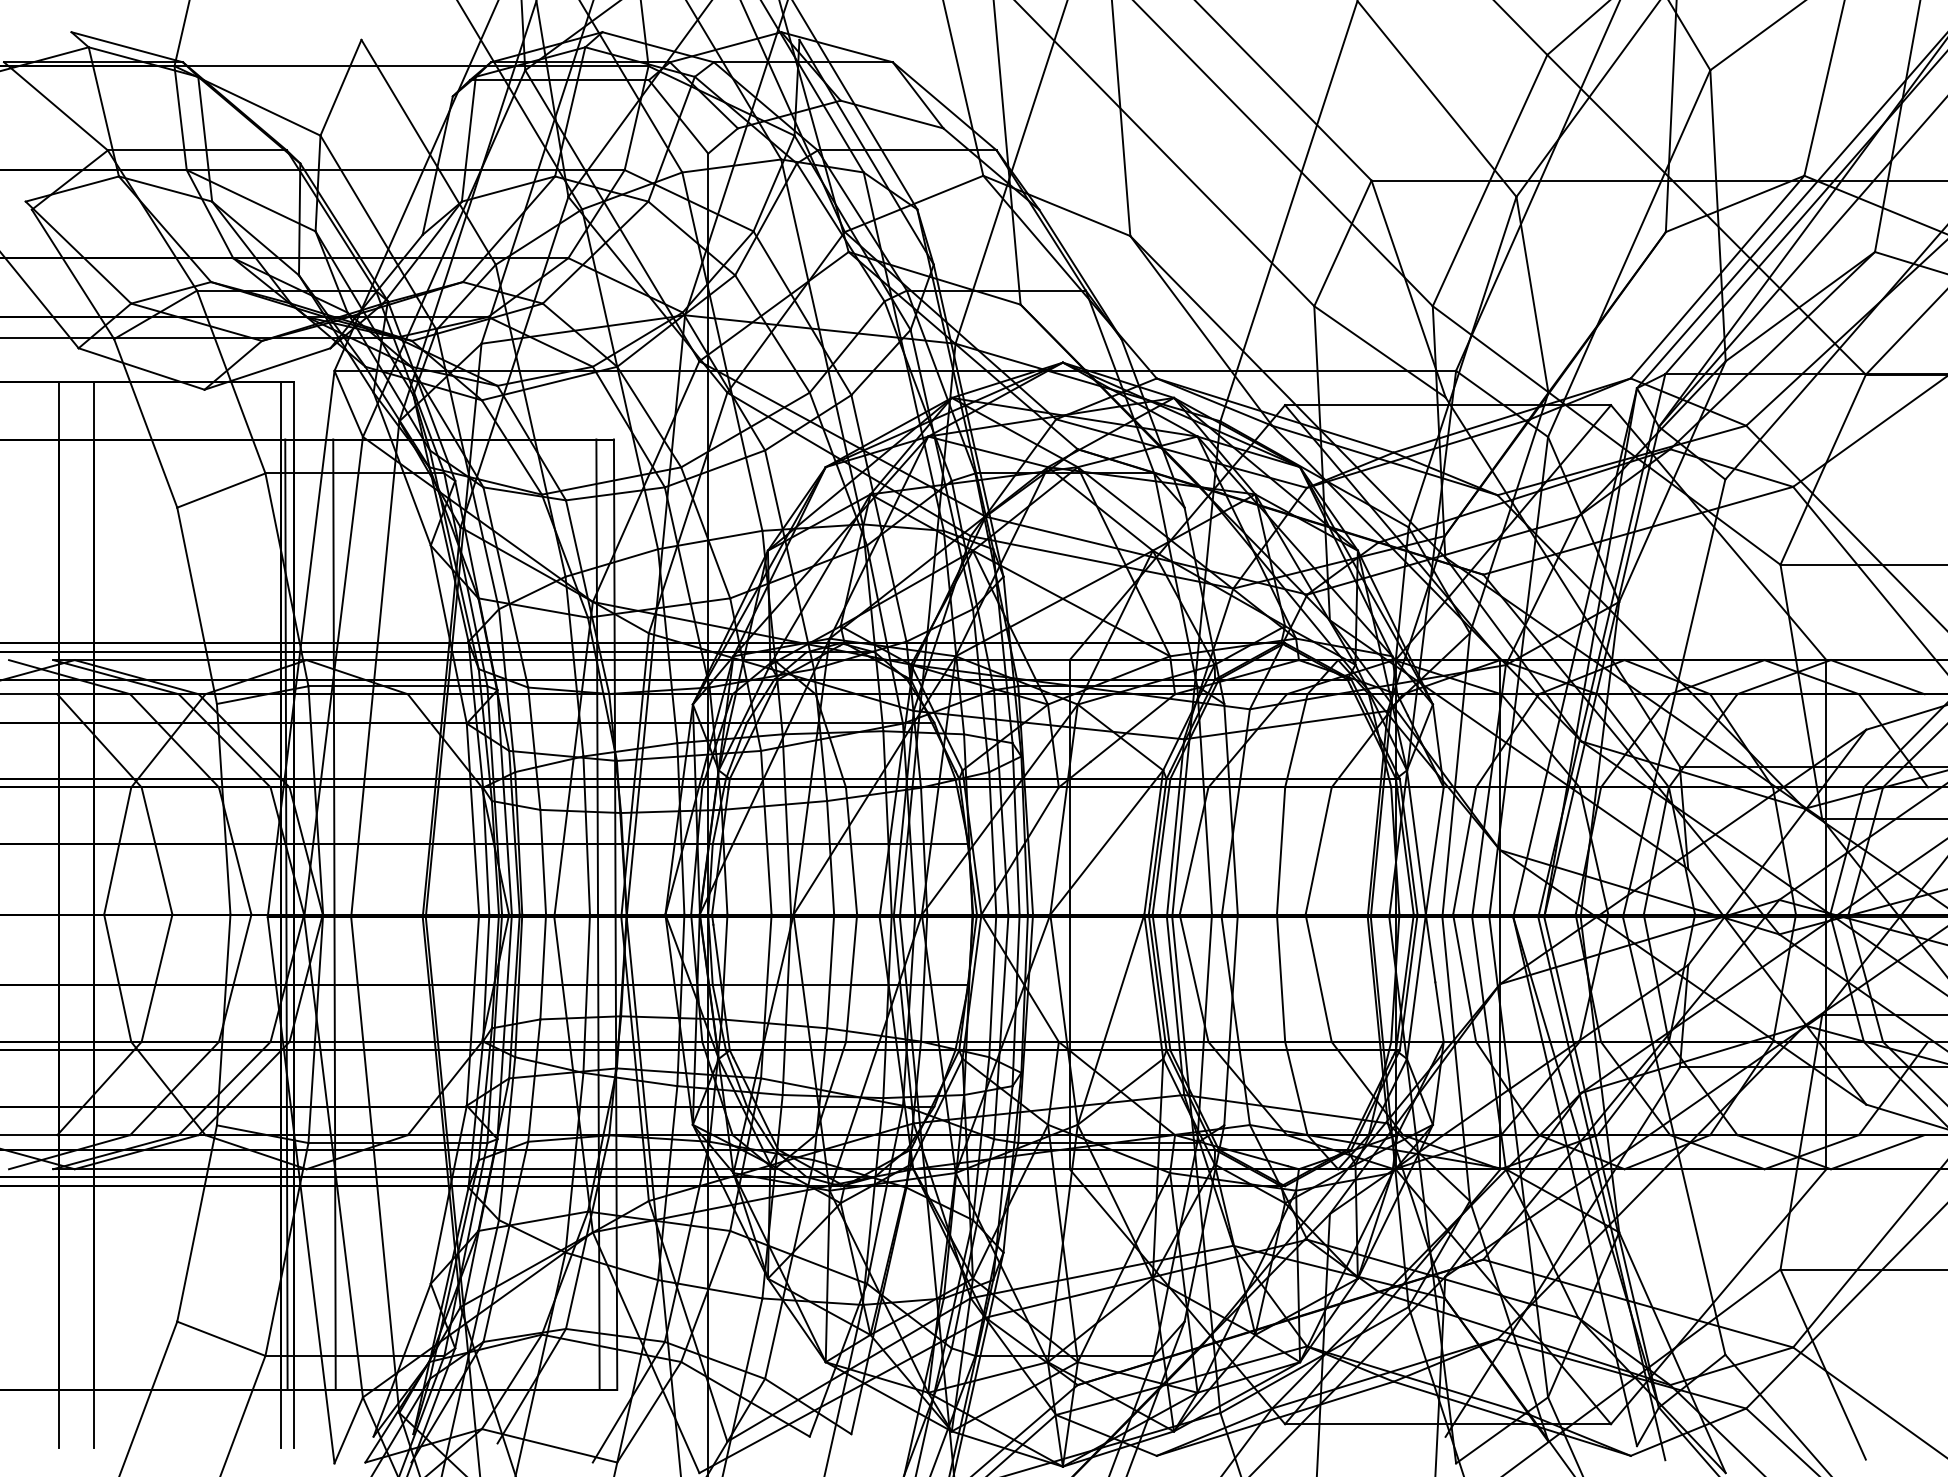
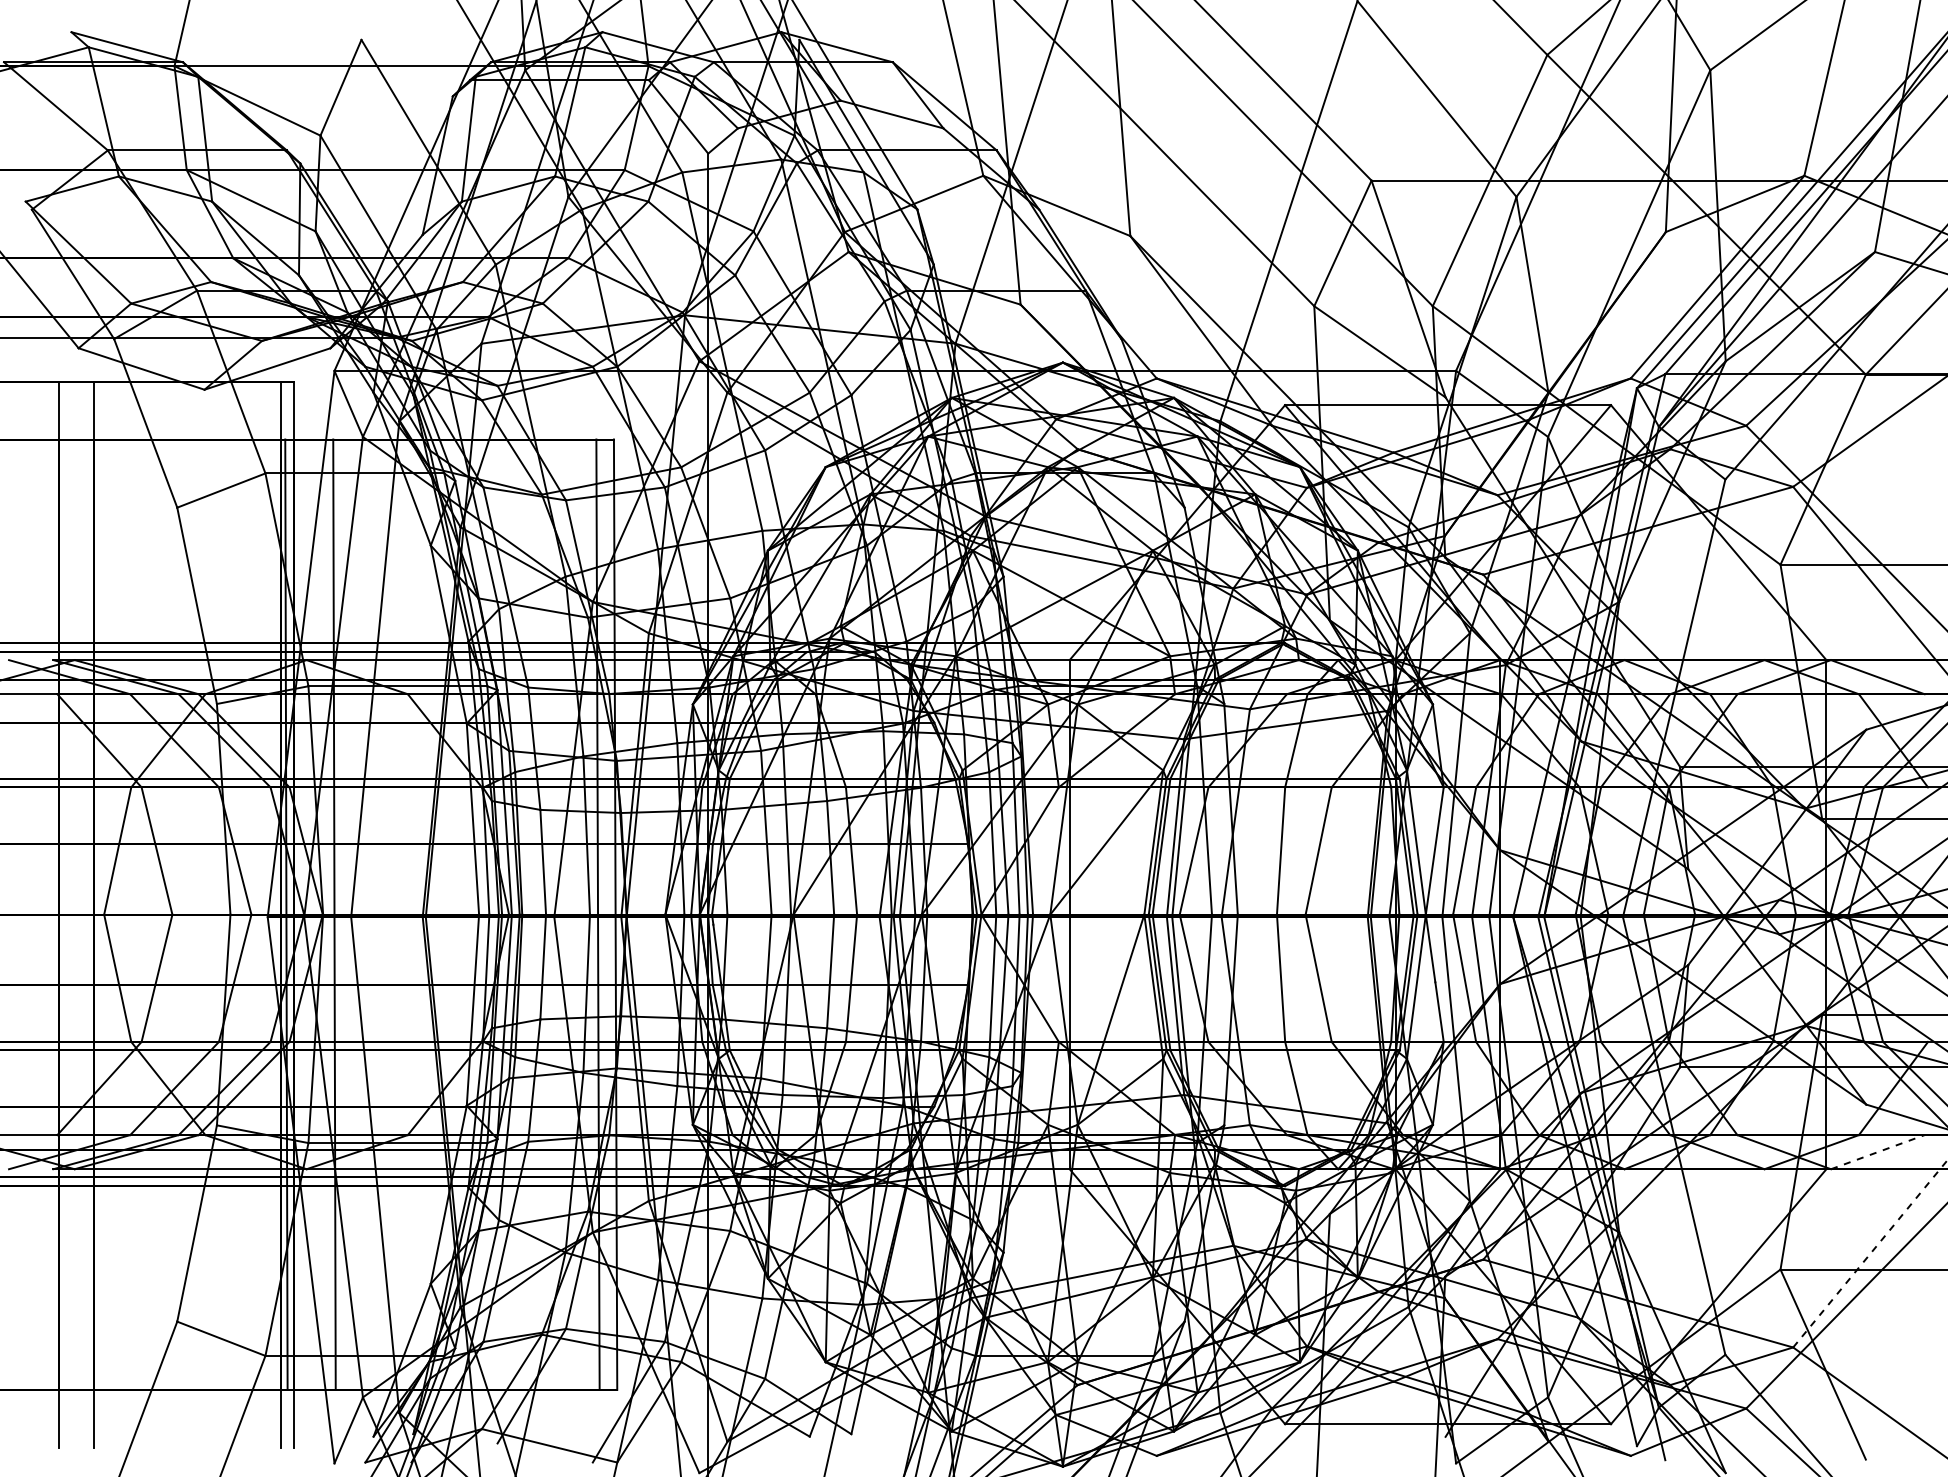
line: solid -> dashed (1877, 1152)
line: solid -> dashed (1870, 1253)
